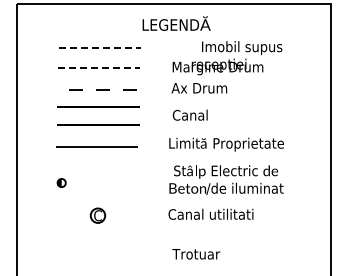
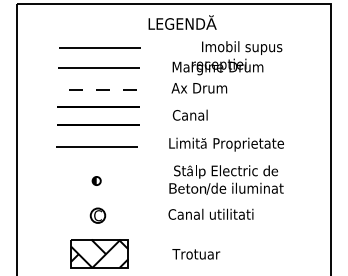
text position: (176, 23) -> (182, 22) (182, 22)
line: dashed -> solid (100, 48)
line: dashed -> solid (99, 68)
part position: (61, 182) -> (96, 180) (96, 180)
part: none -> present (99, 253)
